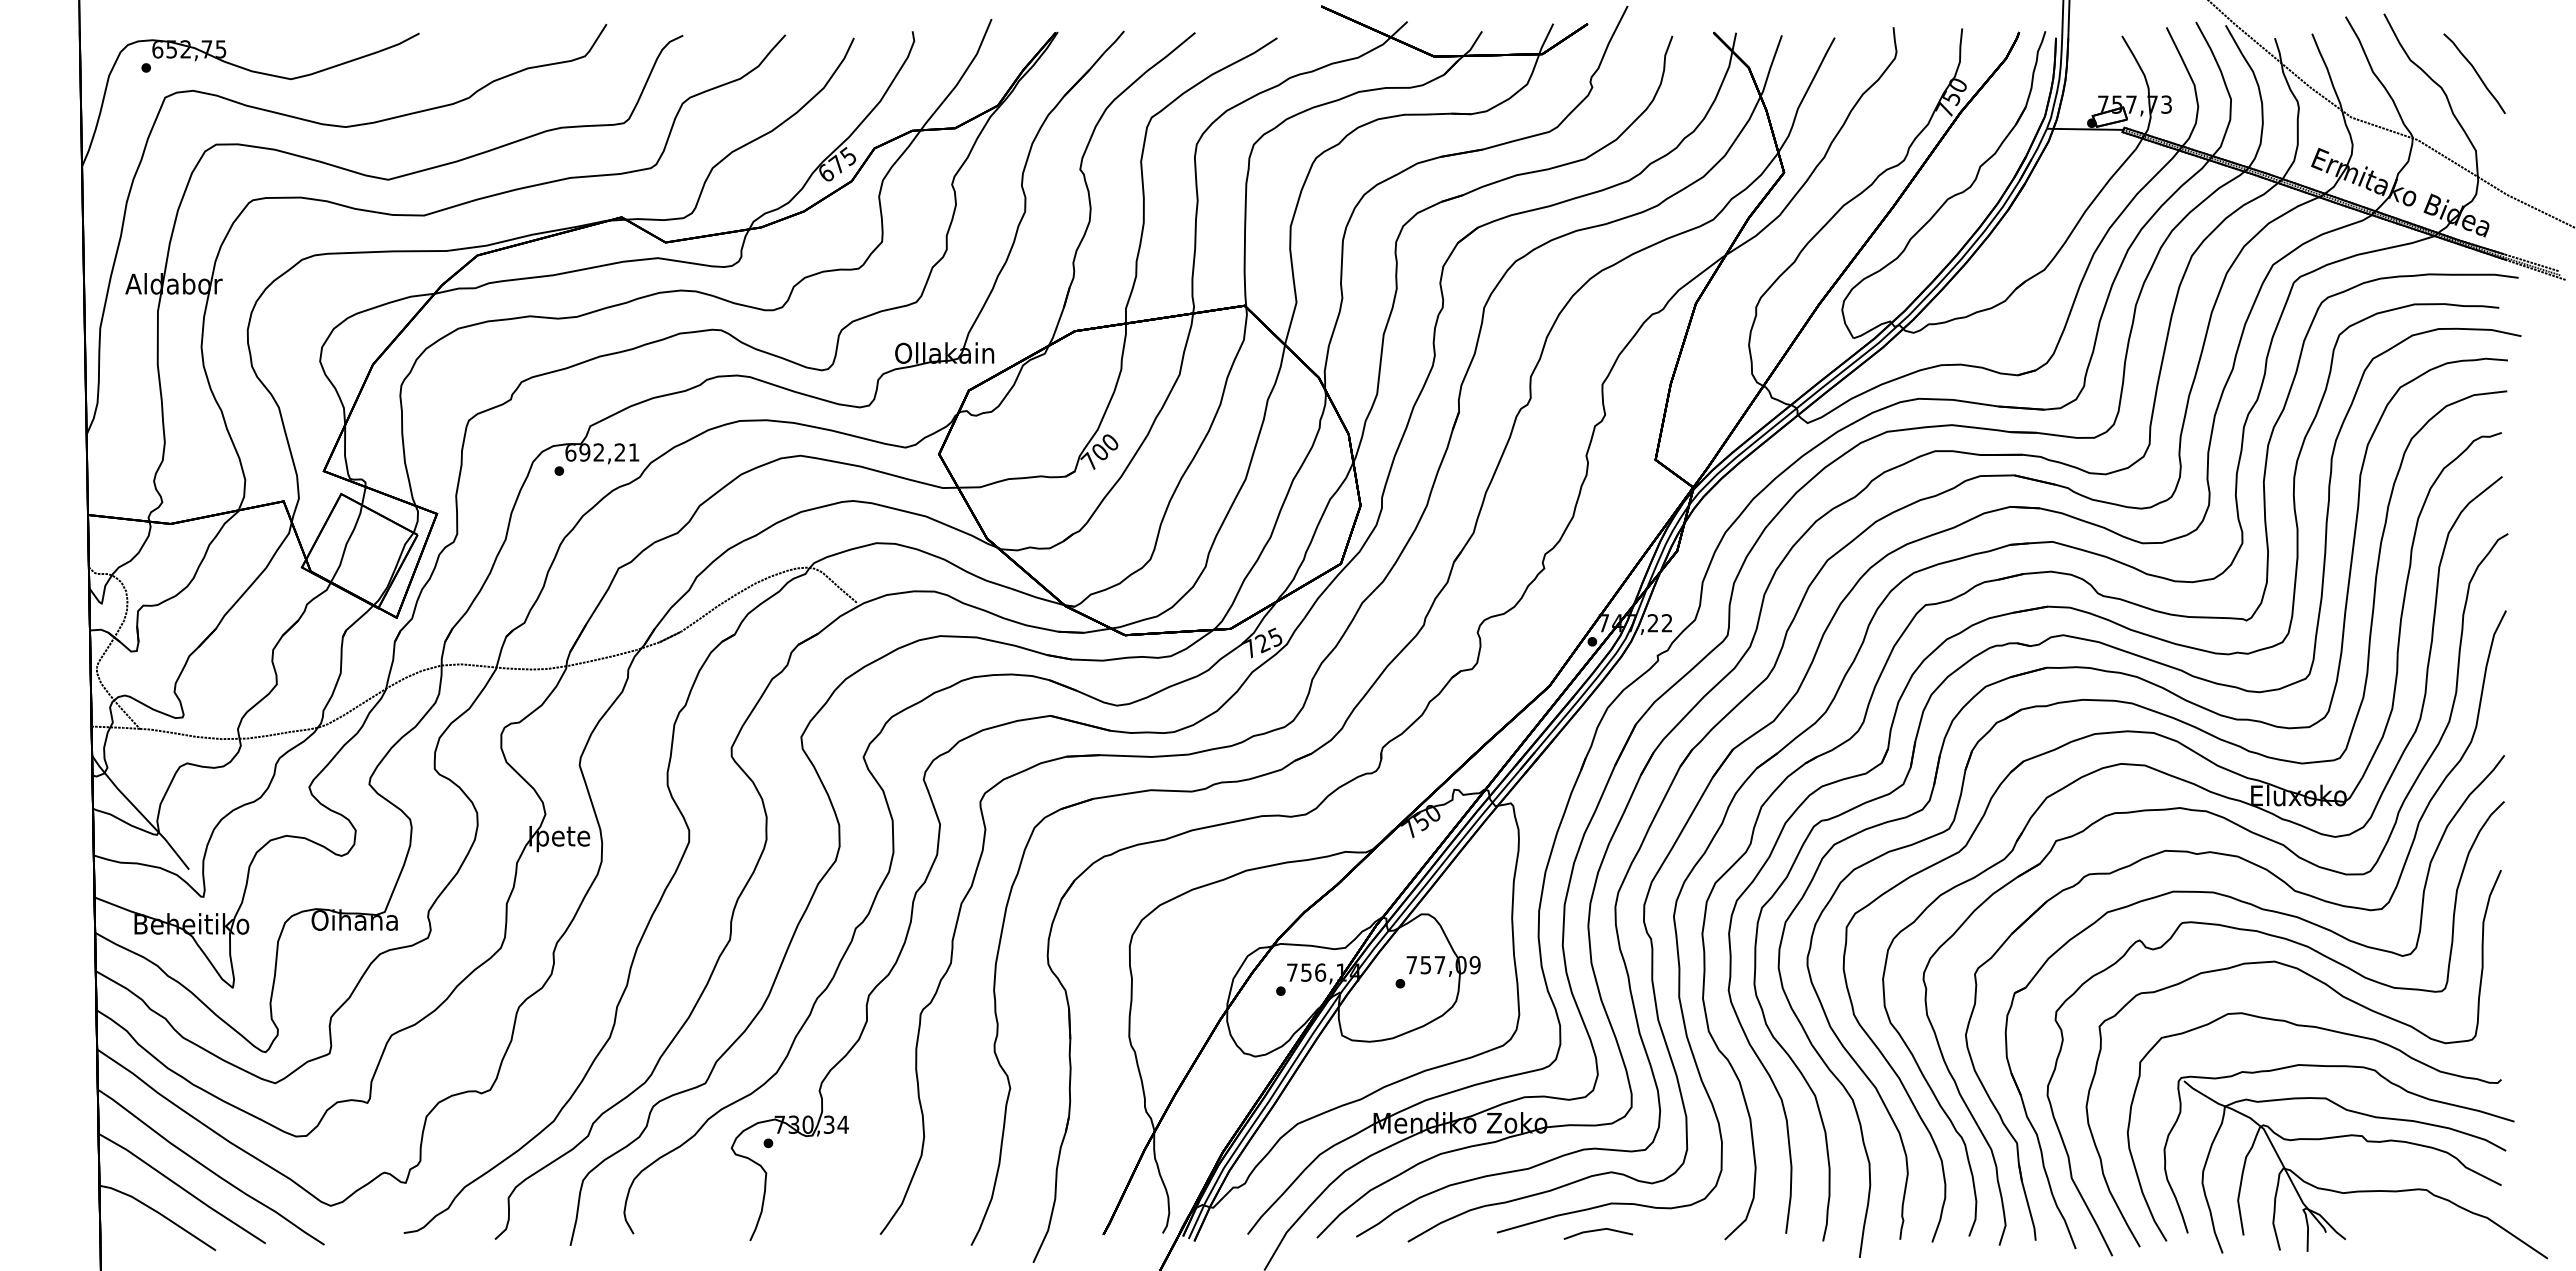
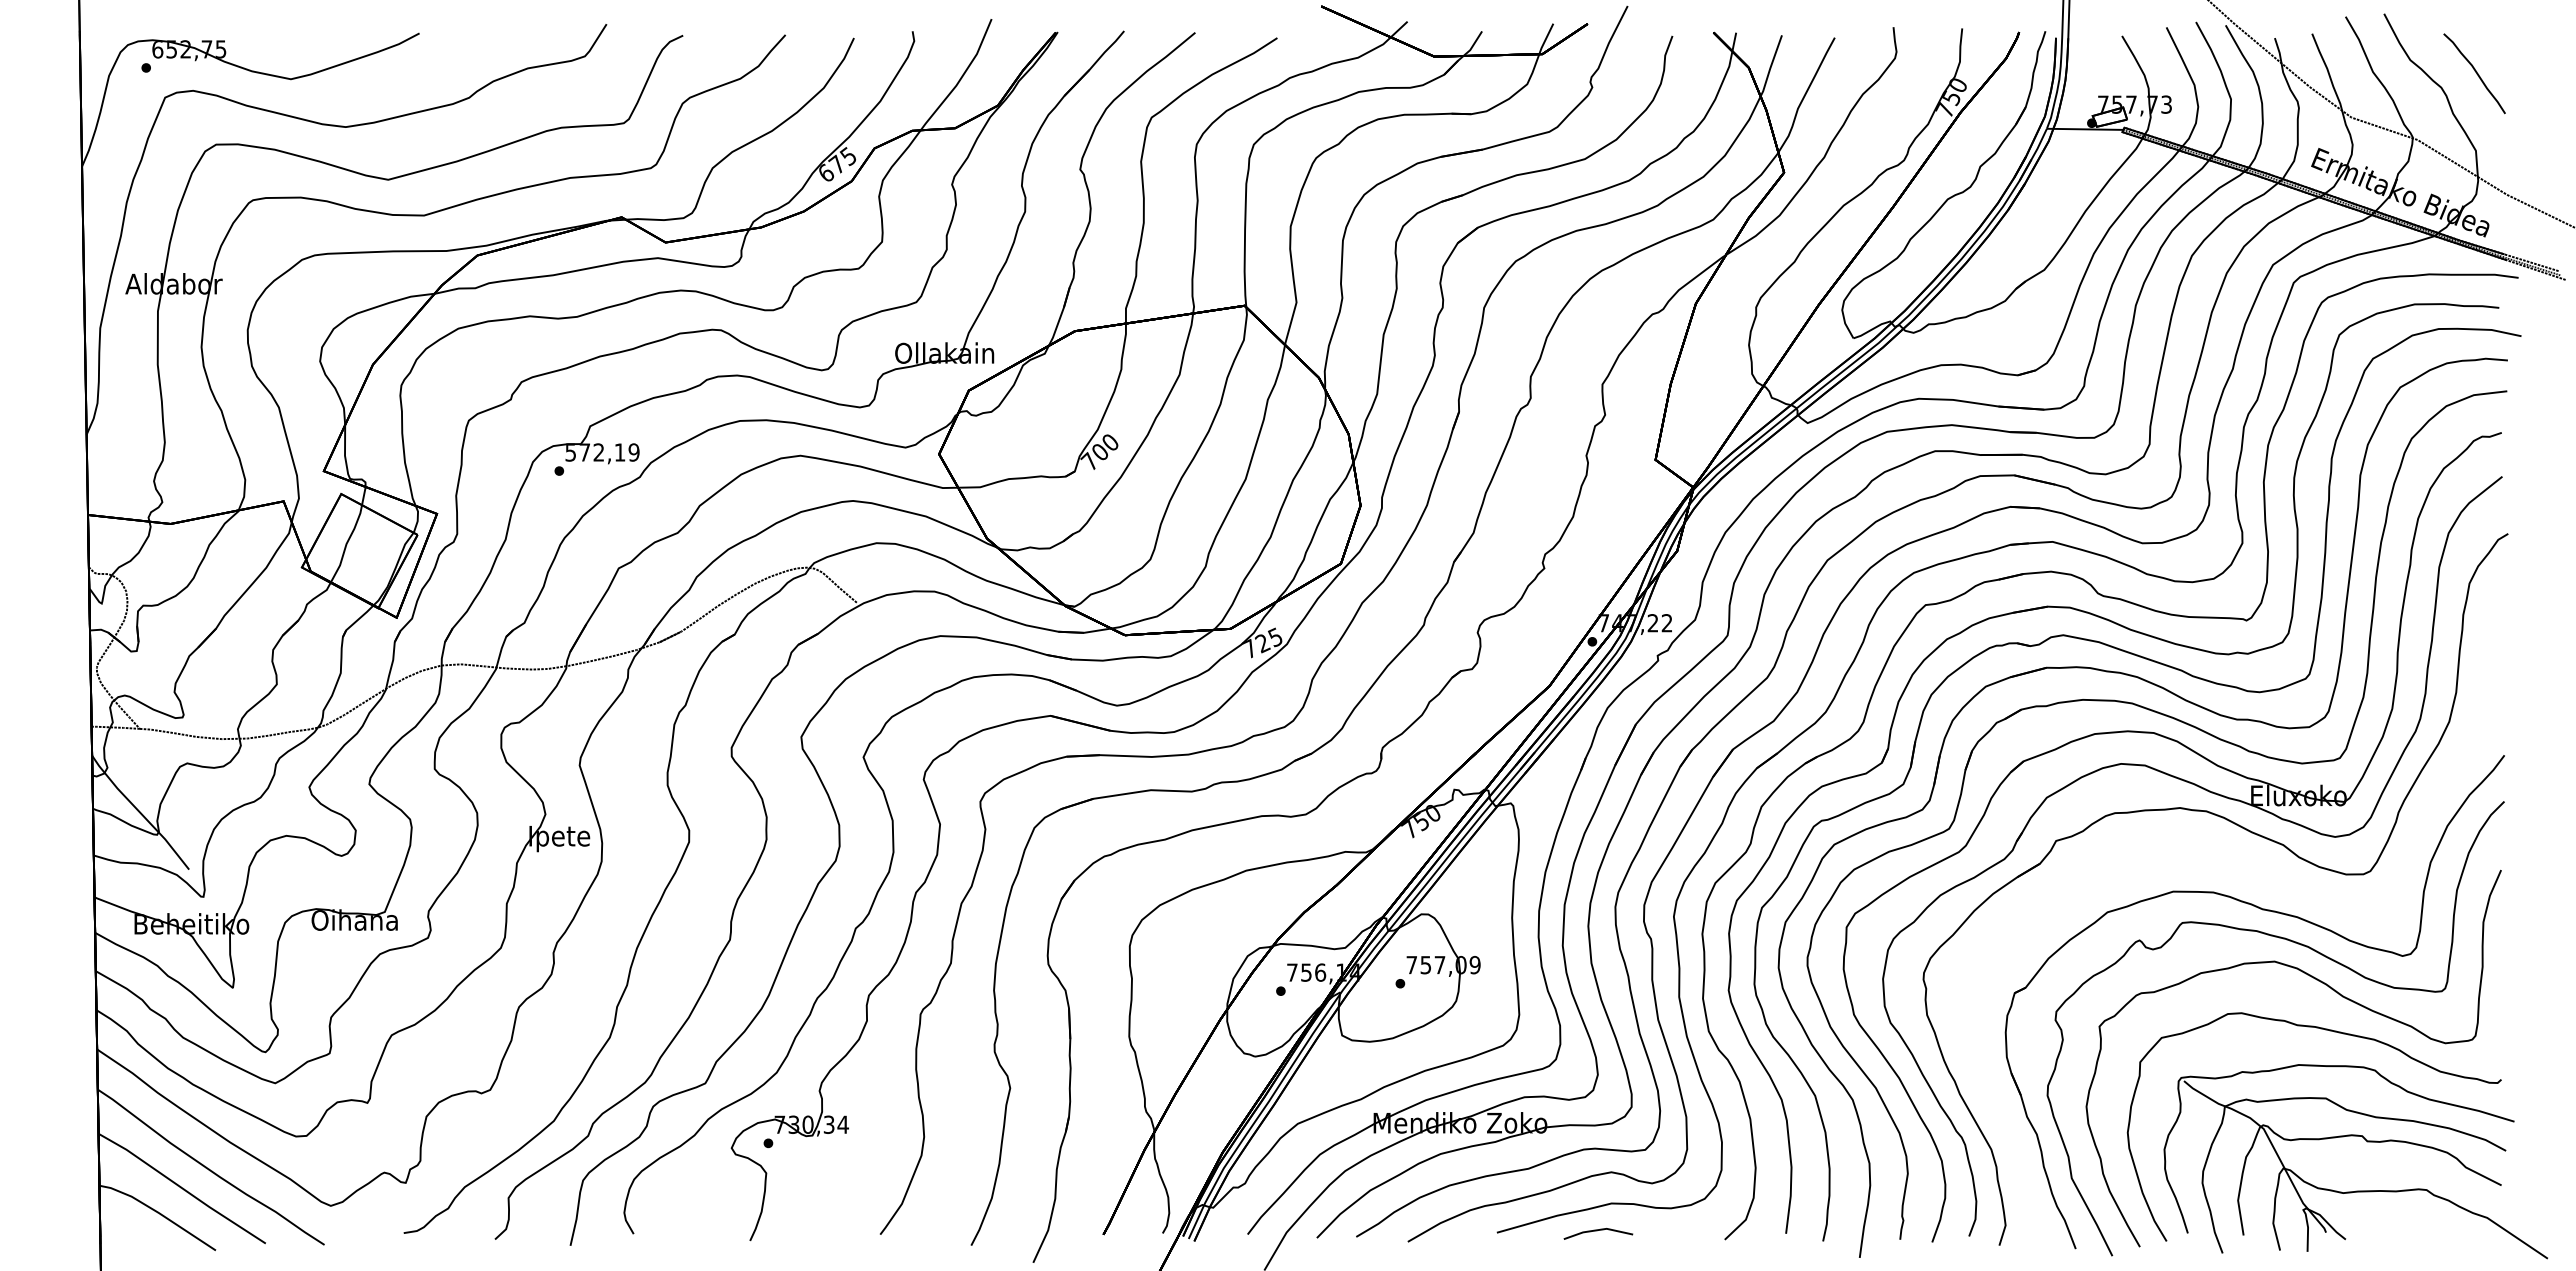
text: 692,21 -> 572,19 (602, 452)
part: present -> none (2271, 874)
